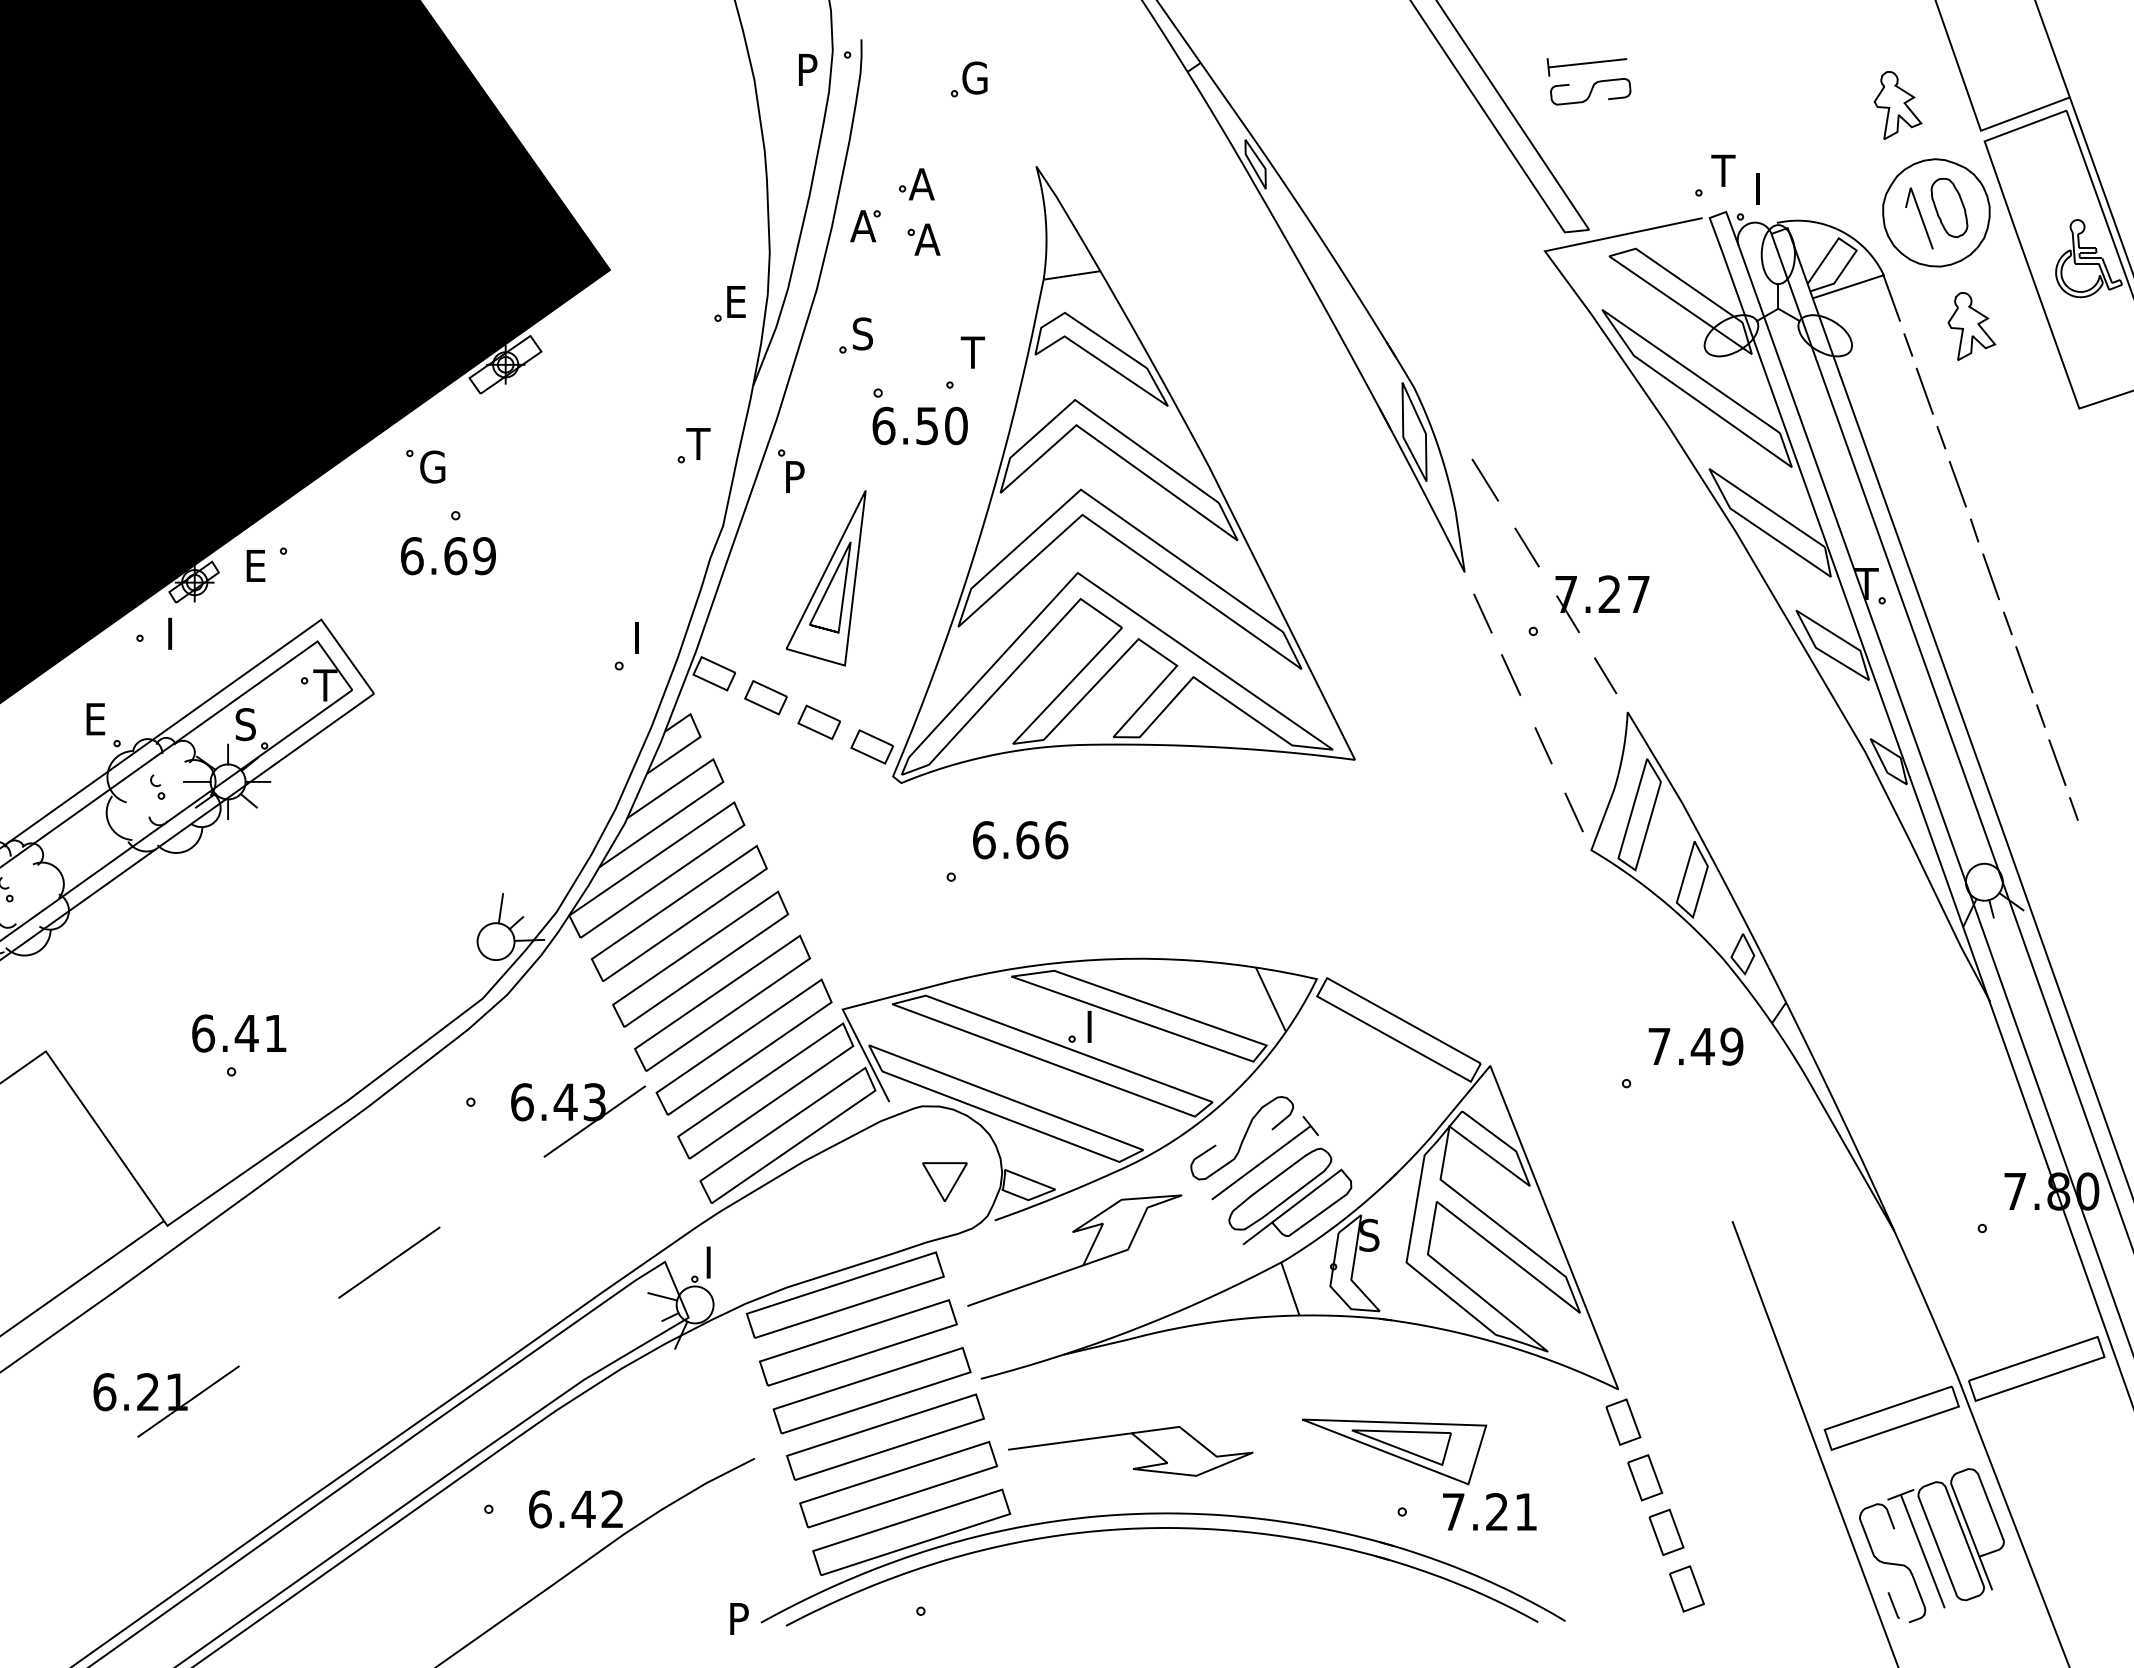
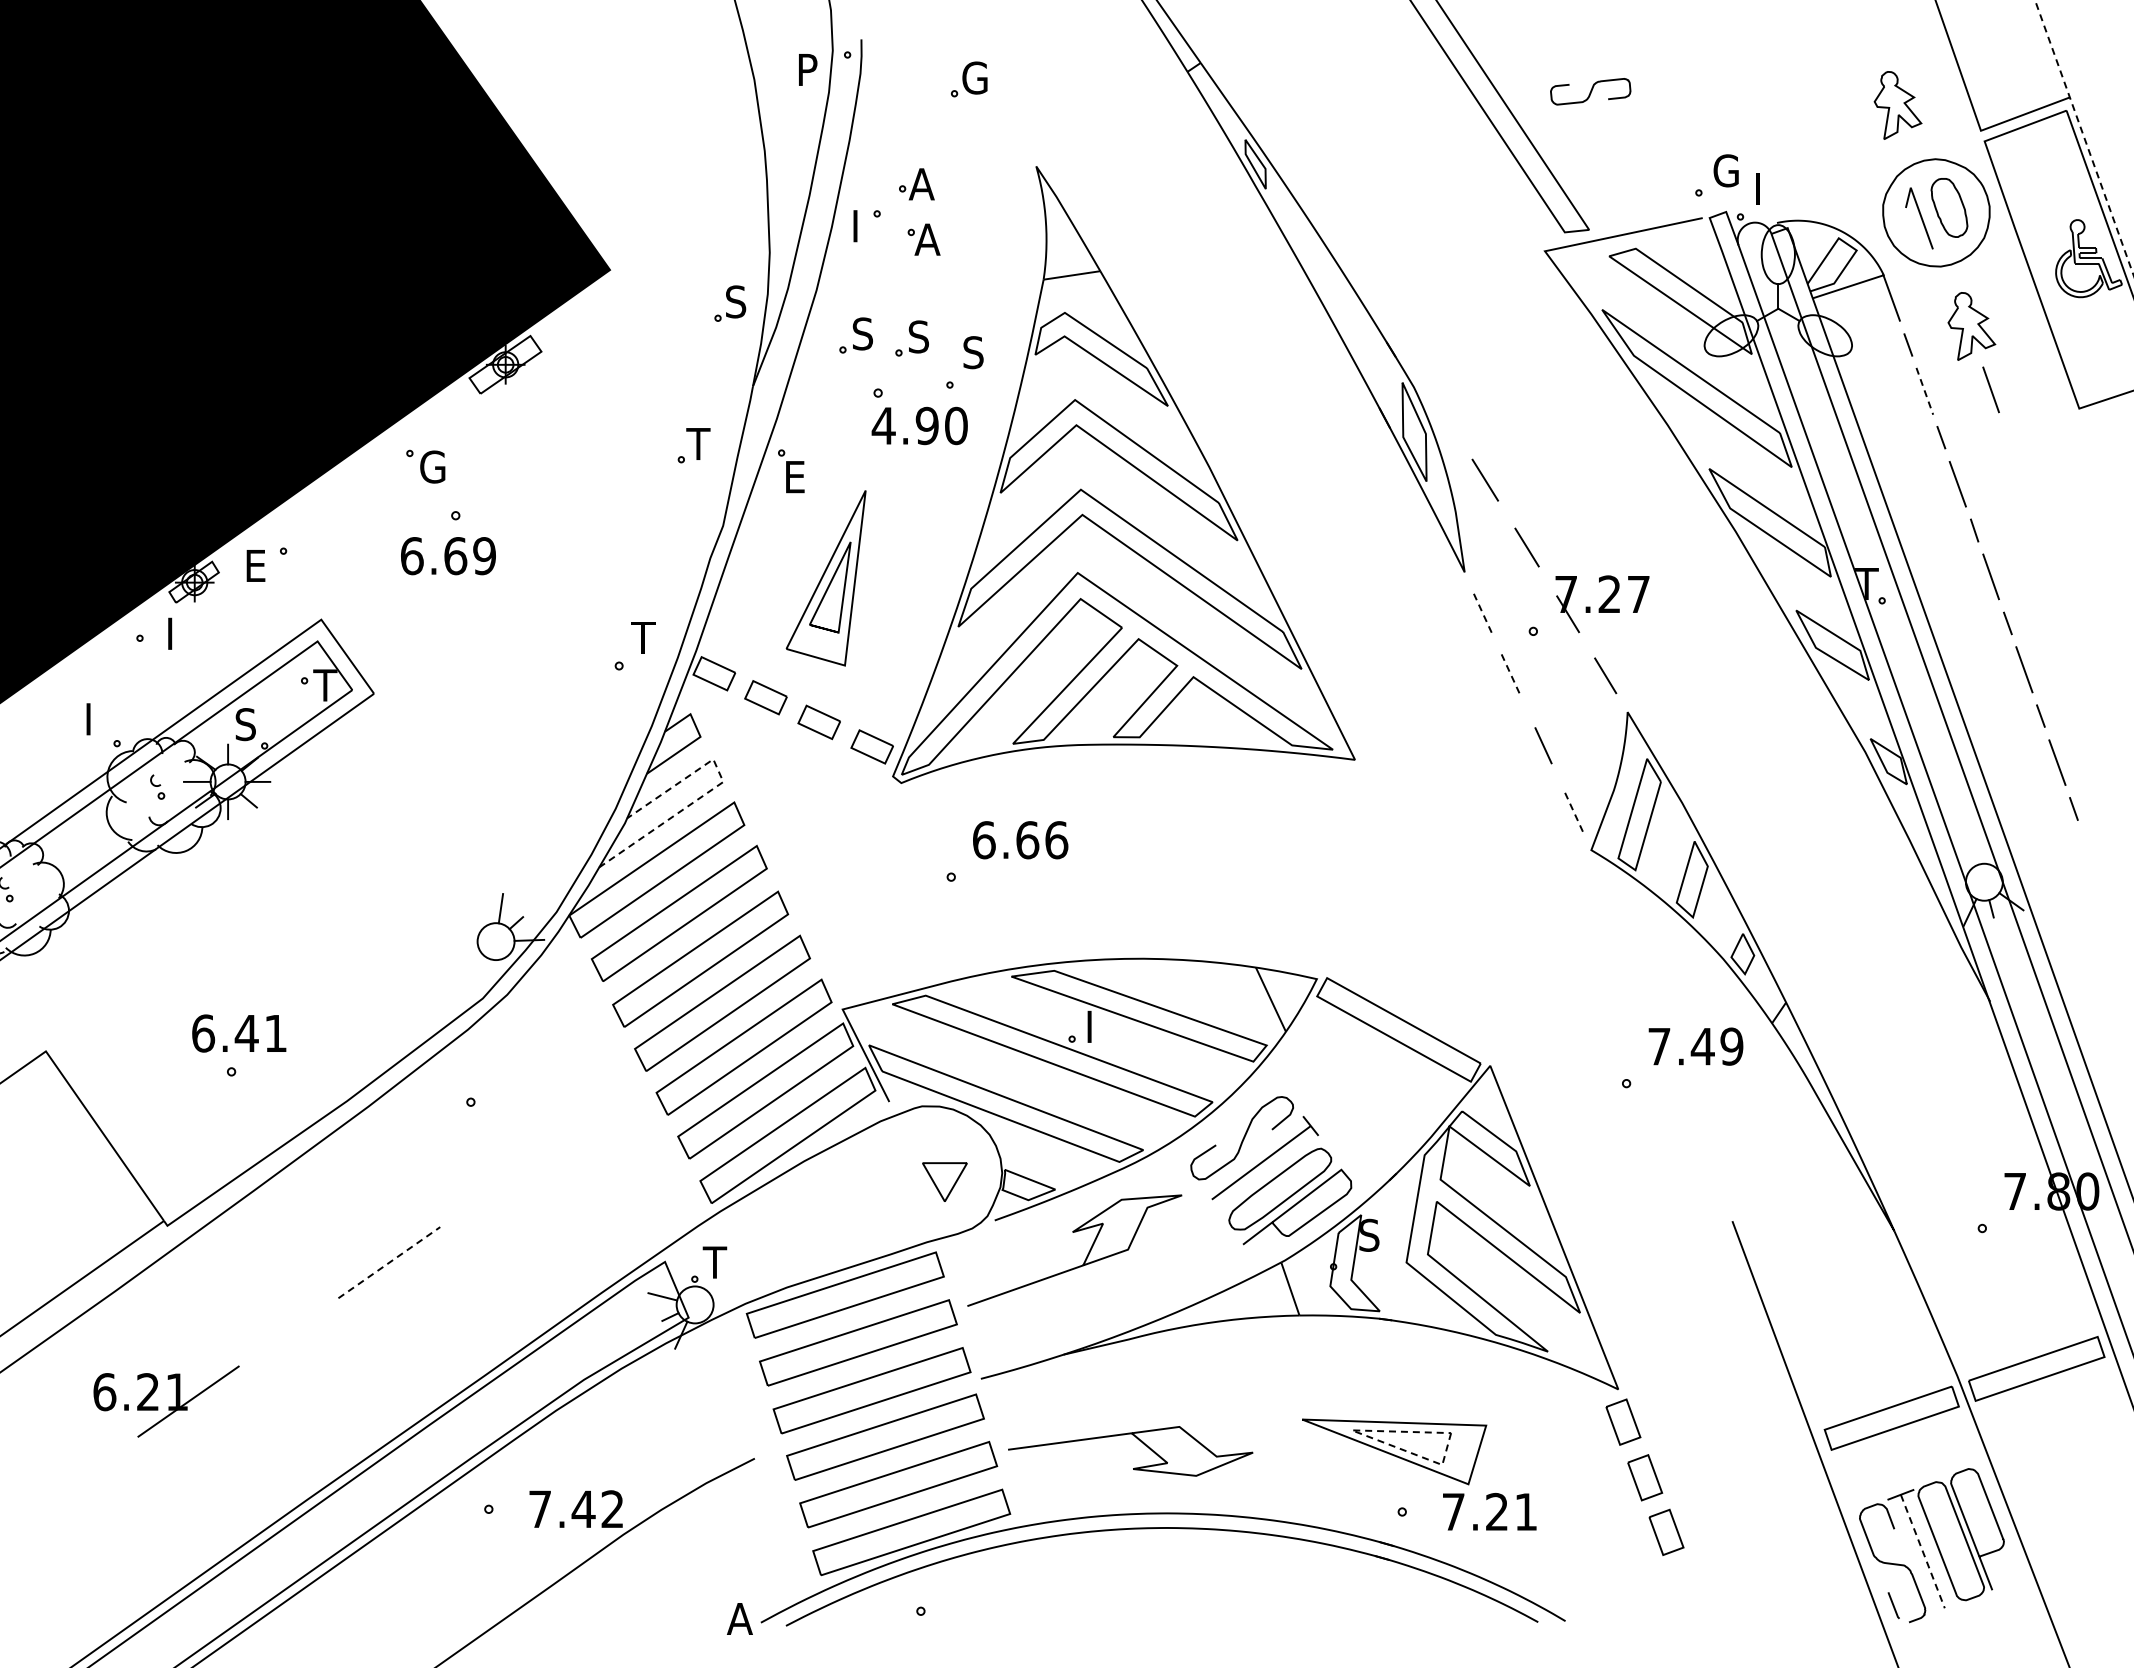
part: present -> none (1586, 67)
line: solid -> dashed (2084, 138)
text: T -> G (1724, 170)
text: A -> I (863, 226)
text: E -> S (736, 301)
part: none -> present (911, 338)
text: T -> S (972, 352)
line: none -> present (1990, 389)
line: solid -> dashed (1924, 391)
text: 6.50 -> 4.90 (904, 425)
text: P -> E (797, 477)
line: solid -> dashed (1482, 613)
text: I -> T (643, 637)
line: solid -> dashed (1511, 675)
text: E -> I (97, 719)
line: solid -> dashed (715, 787)
line: solid -> dashed (1574, 812)
part: present -> none (578, 1120)
line: solid -> dashed (389, 1262)
text: I -> T (714, 1262)
line: solid -> dashed (1365, 1435)
text: 6.42 -> 7.42 (540, 1509)
line: solid -> dashed (1922, 1551)
part: present -> none (1686, 1588)
text: P -> A (739, 1618)
